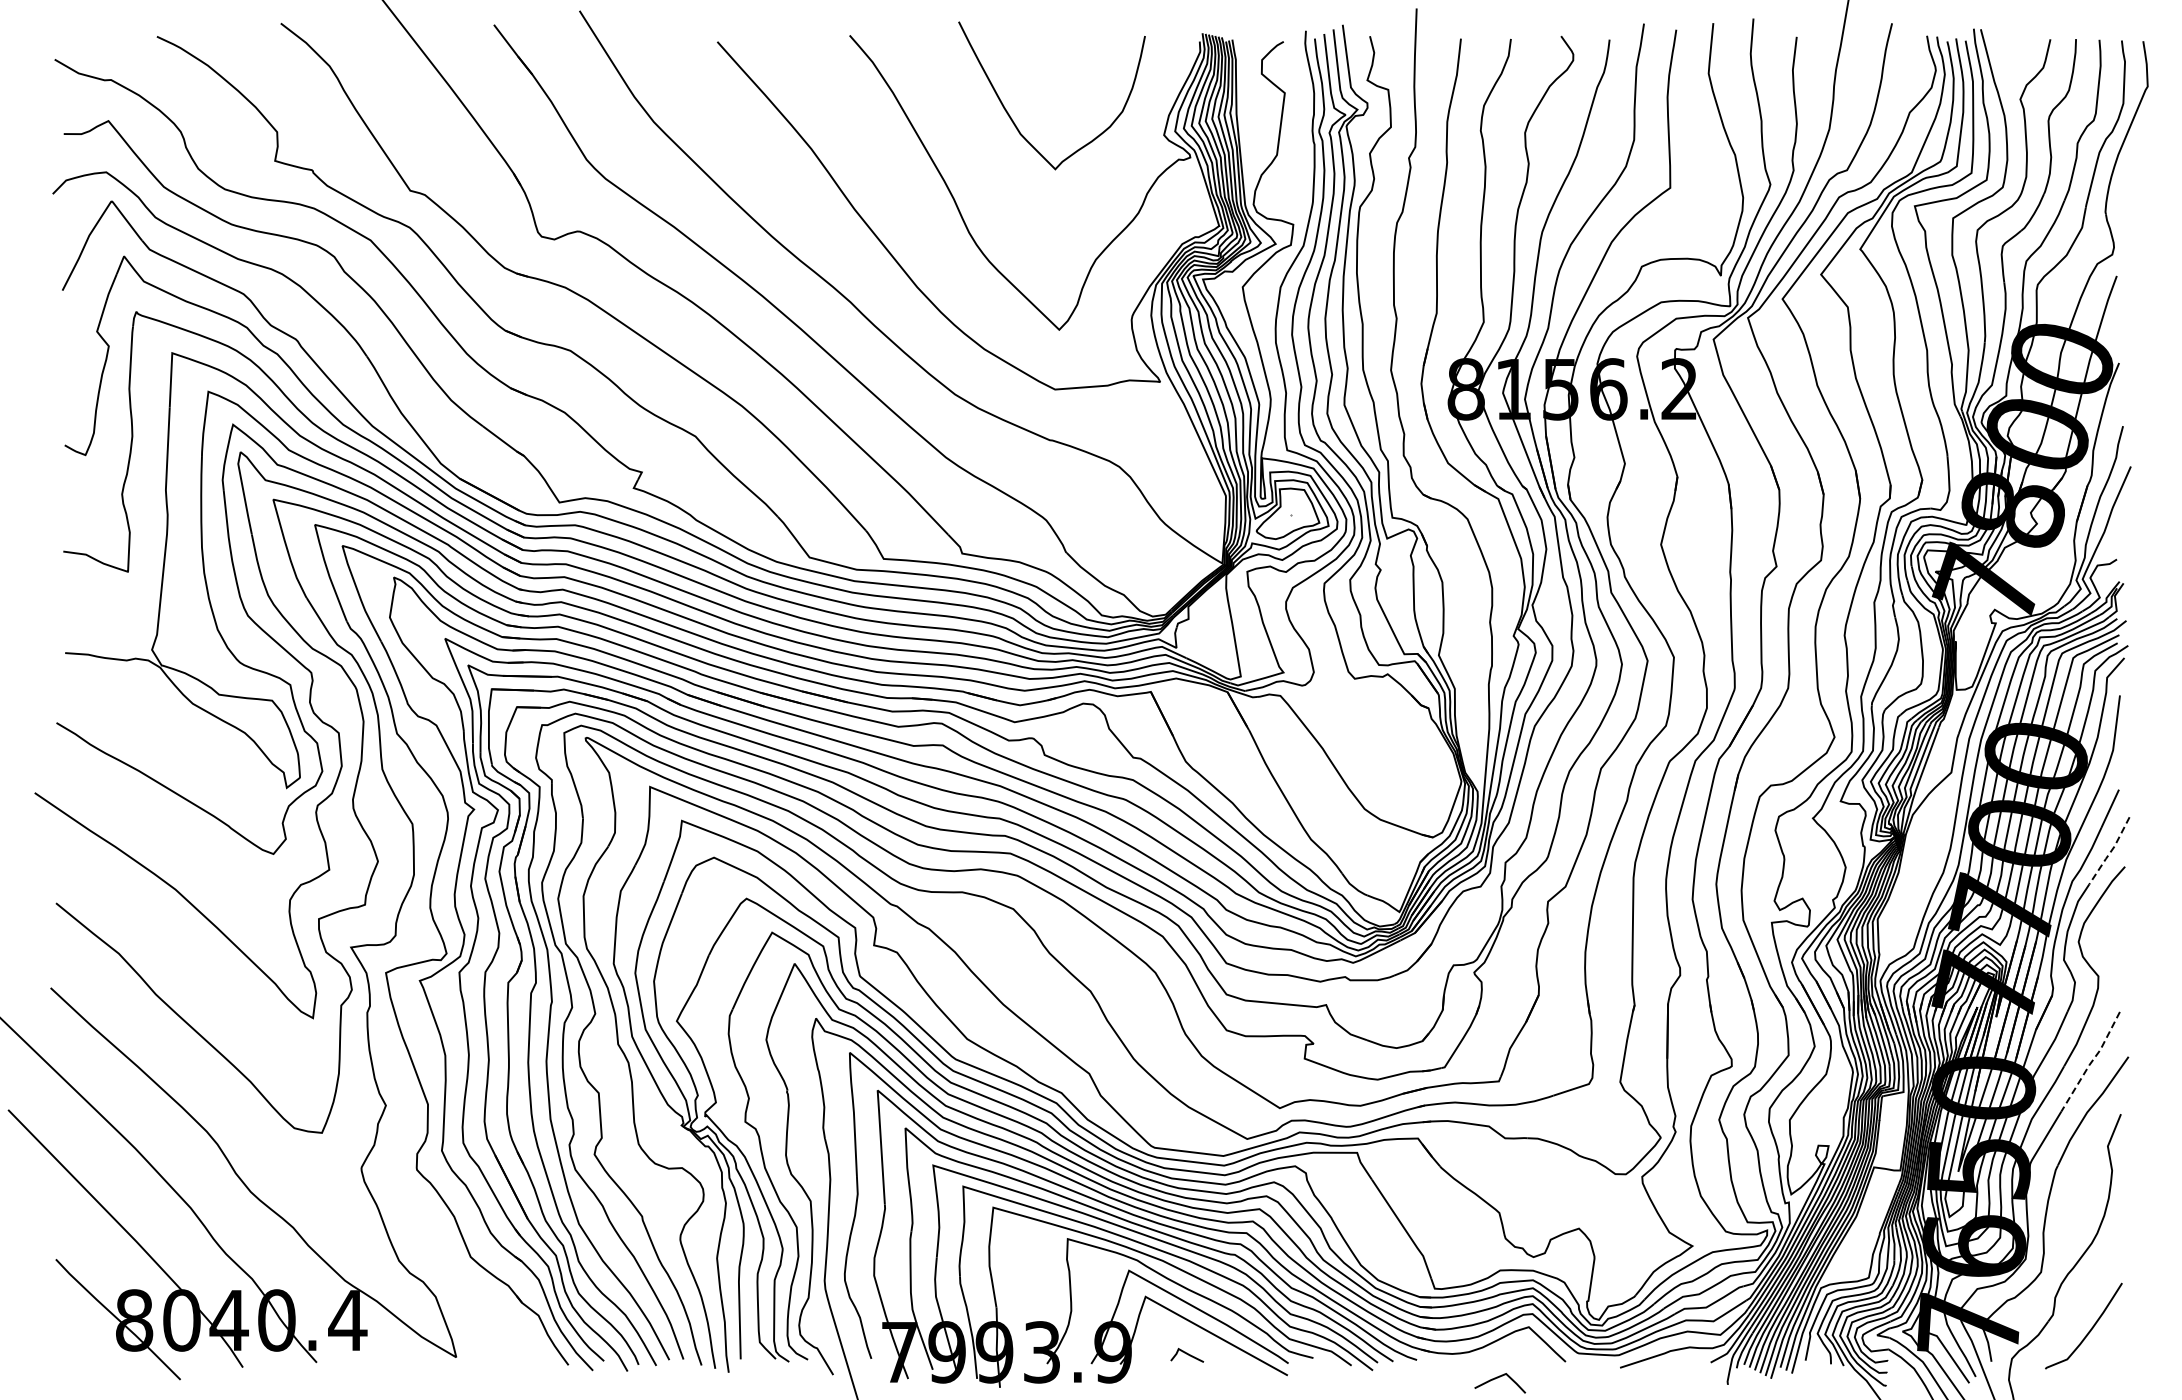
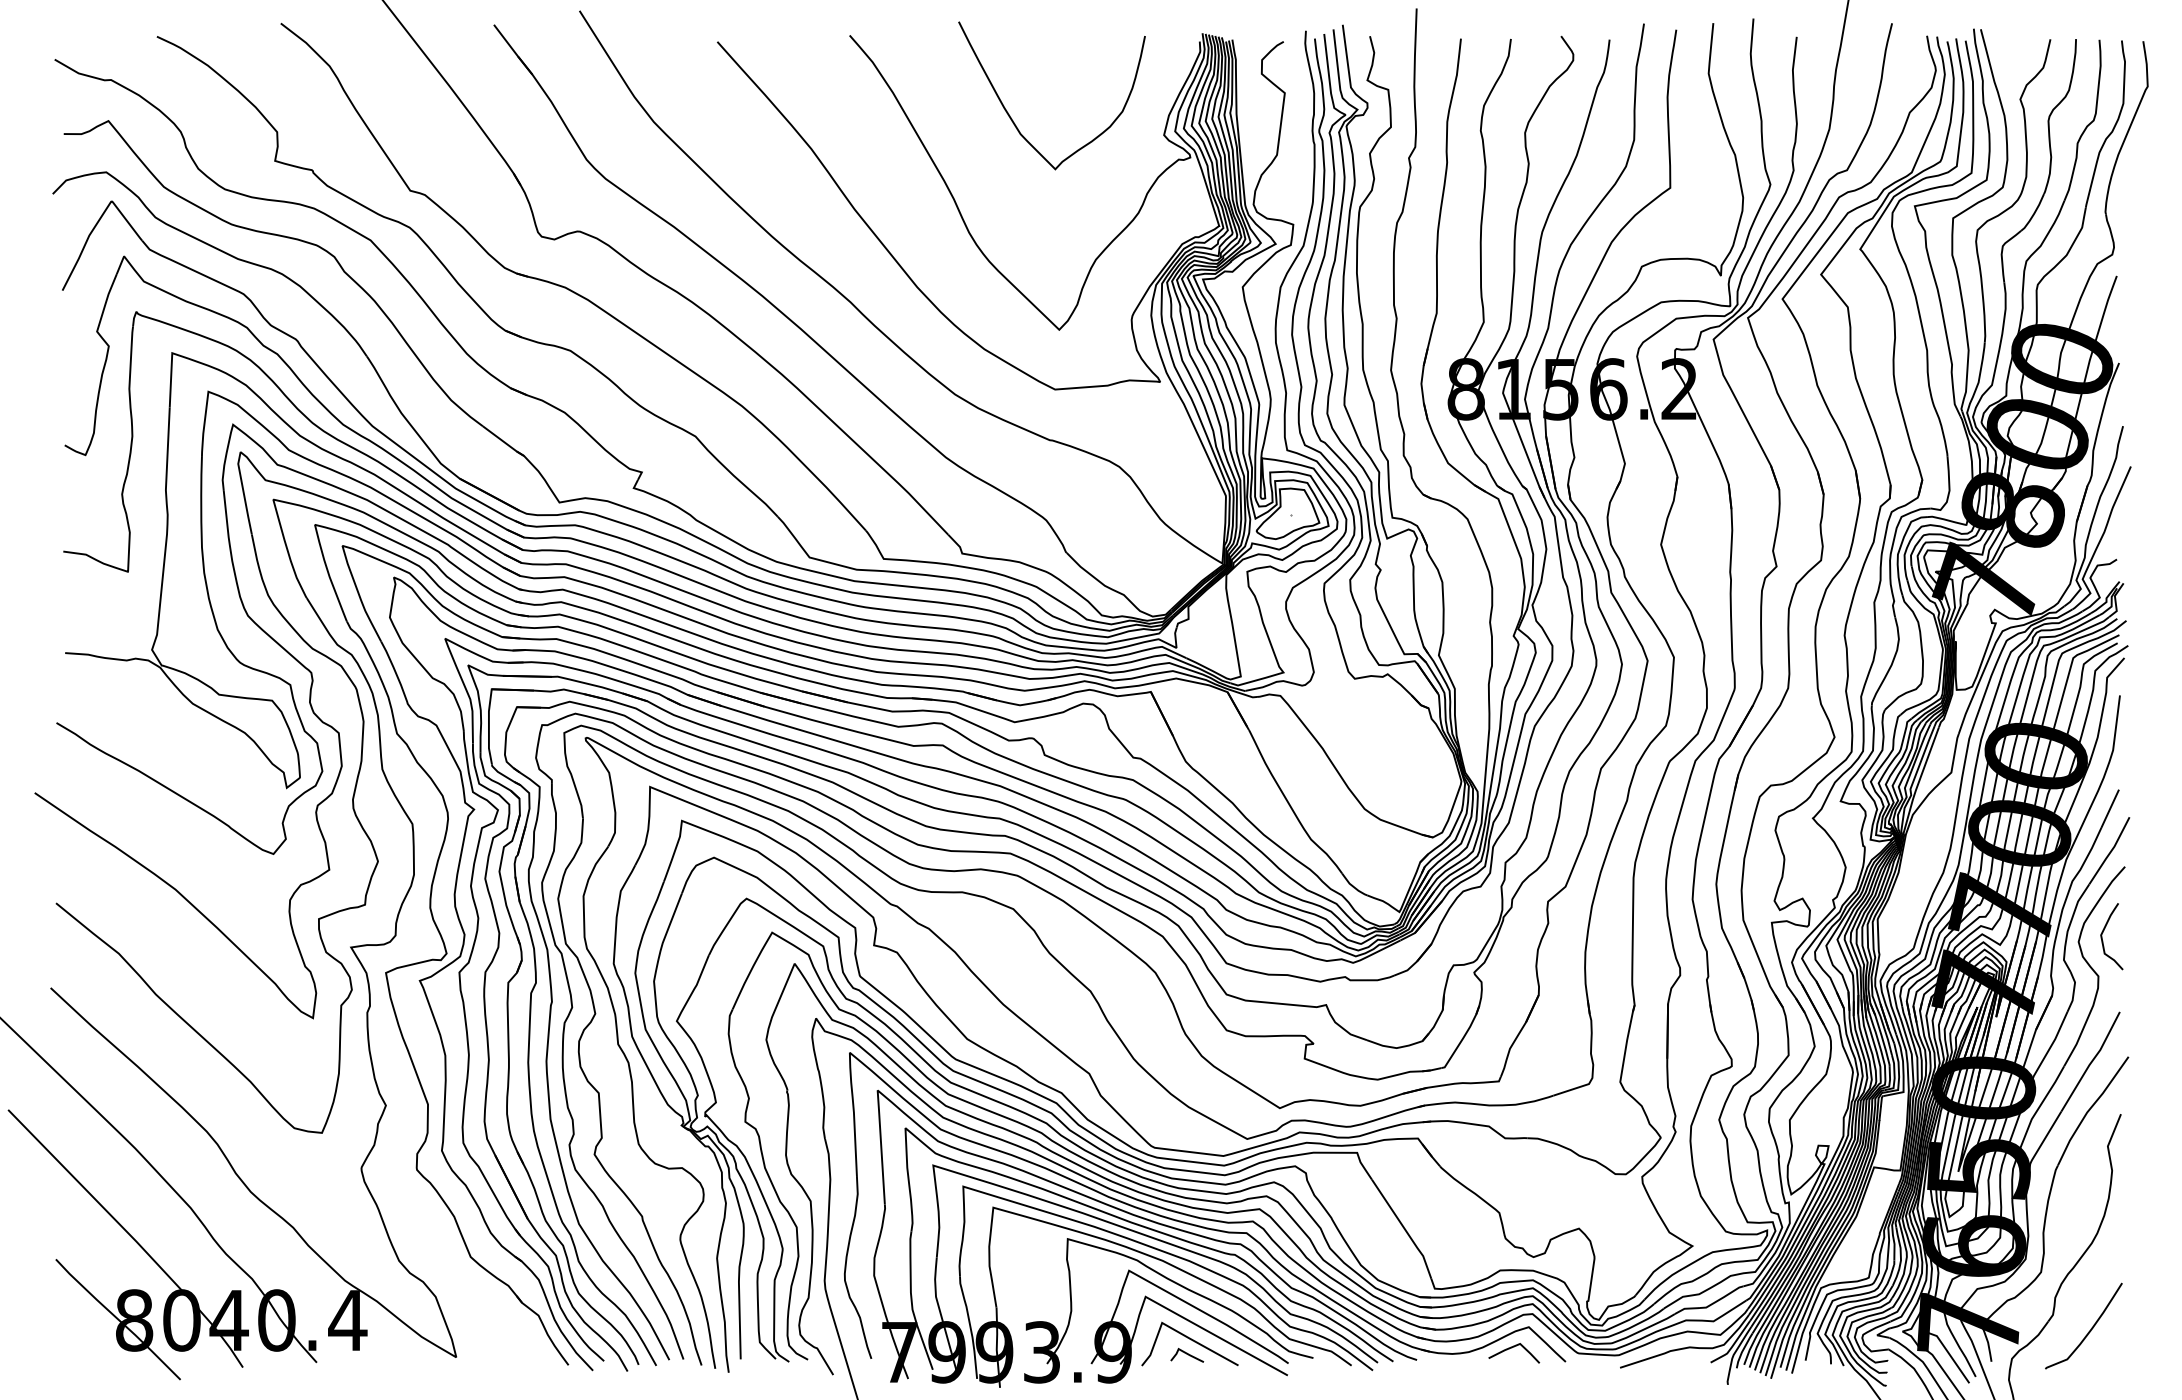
line: dashed -> solid (2111, 851)
curve: none -> present (2103, 932)
line: dashed -> solid (2091, 1062)
curve: none -> present (1190, 1340)
line position: (1498, 1378) -> (1512, 1348) (1512, 1348)
